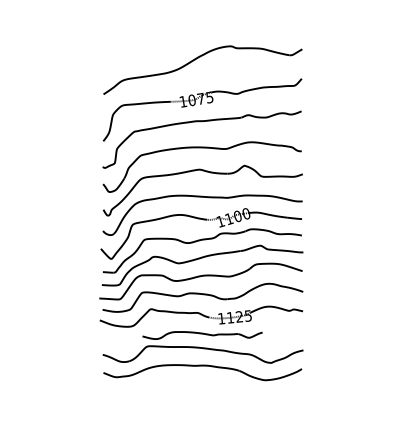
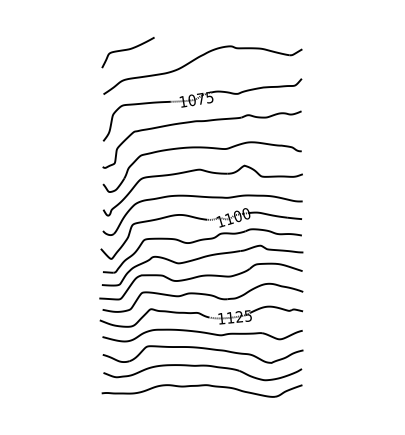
curve: none -> present (127, 50)
part size: 121x9 px -> 201x15 px (202, 335)
part: none -> present (201, 390)
